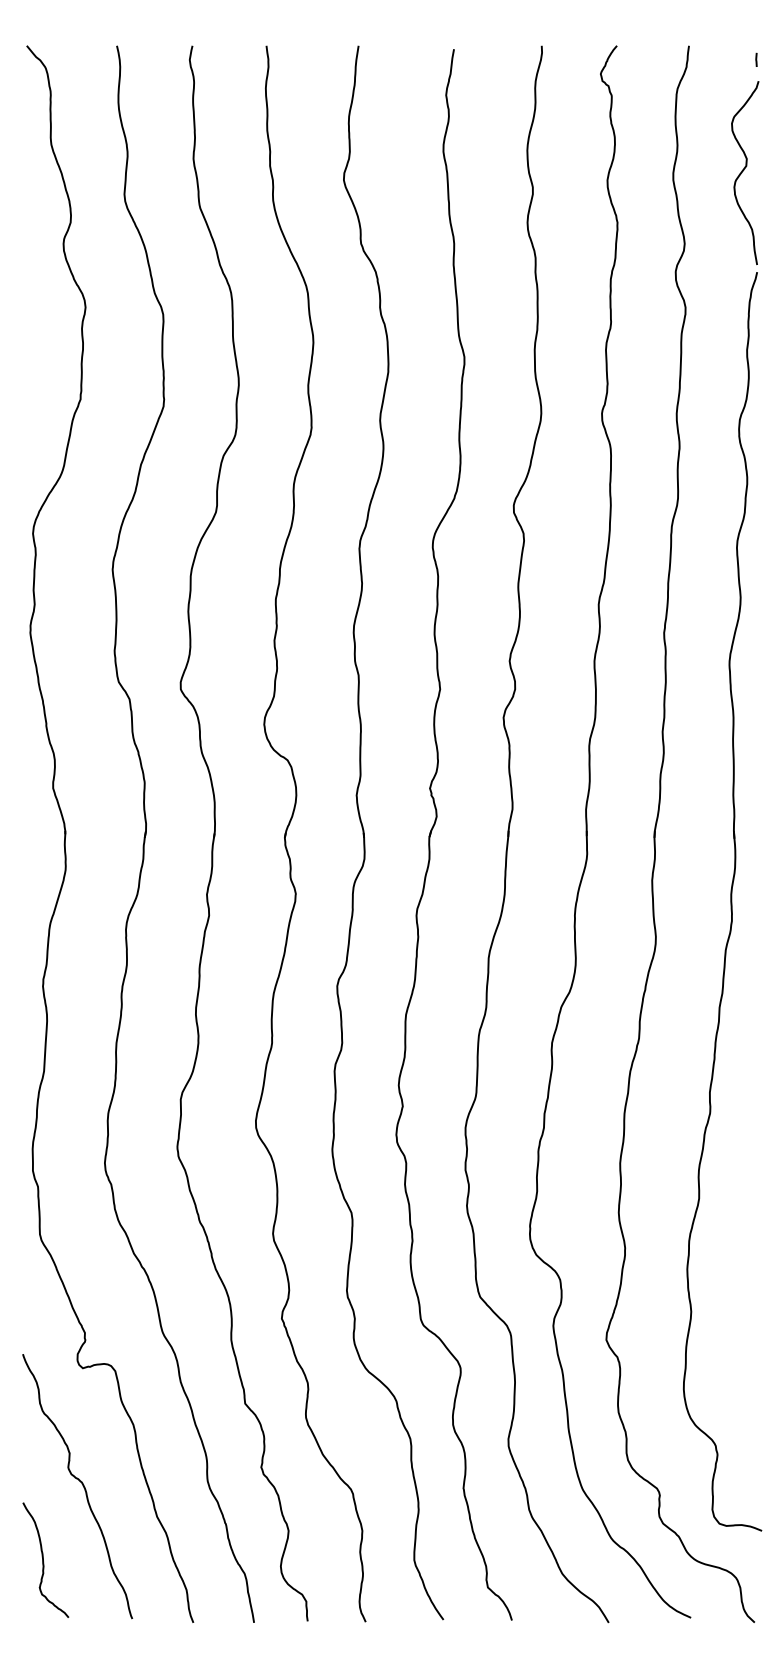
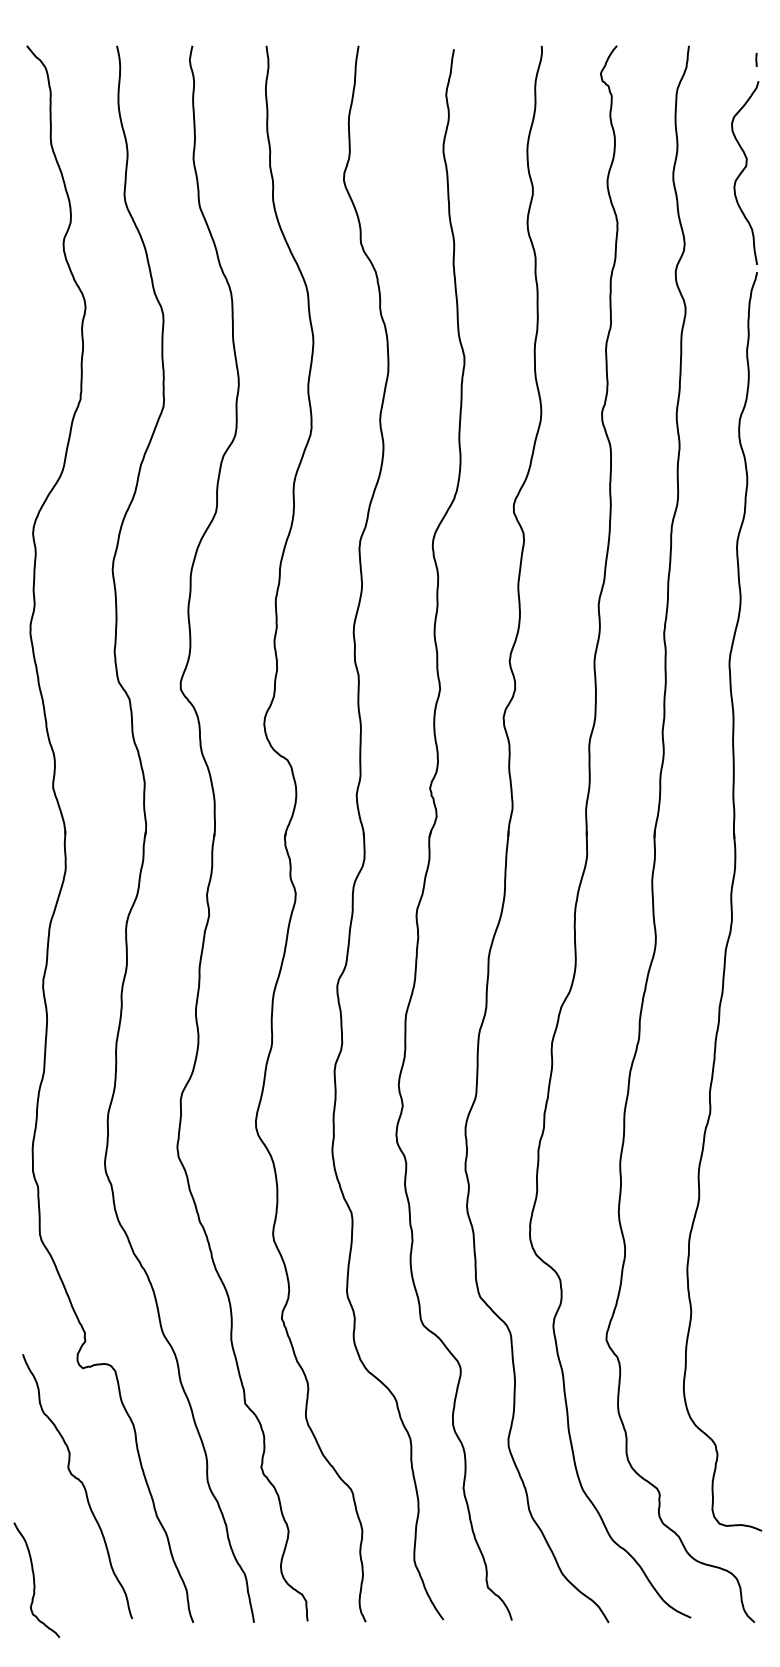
curve position: (43, 1559) -> (34, 1579) (34, 1579)
